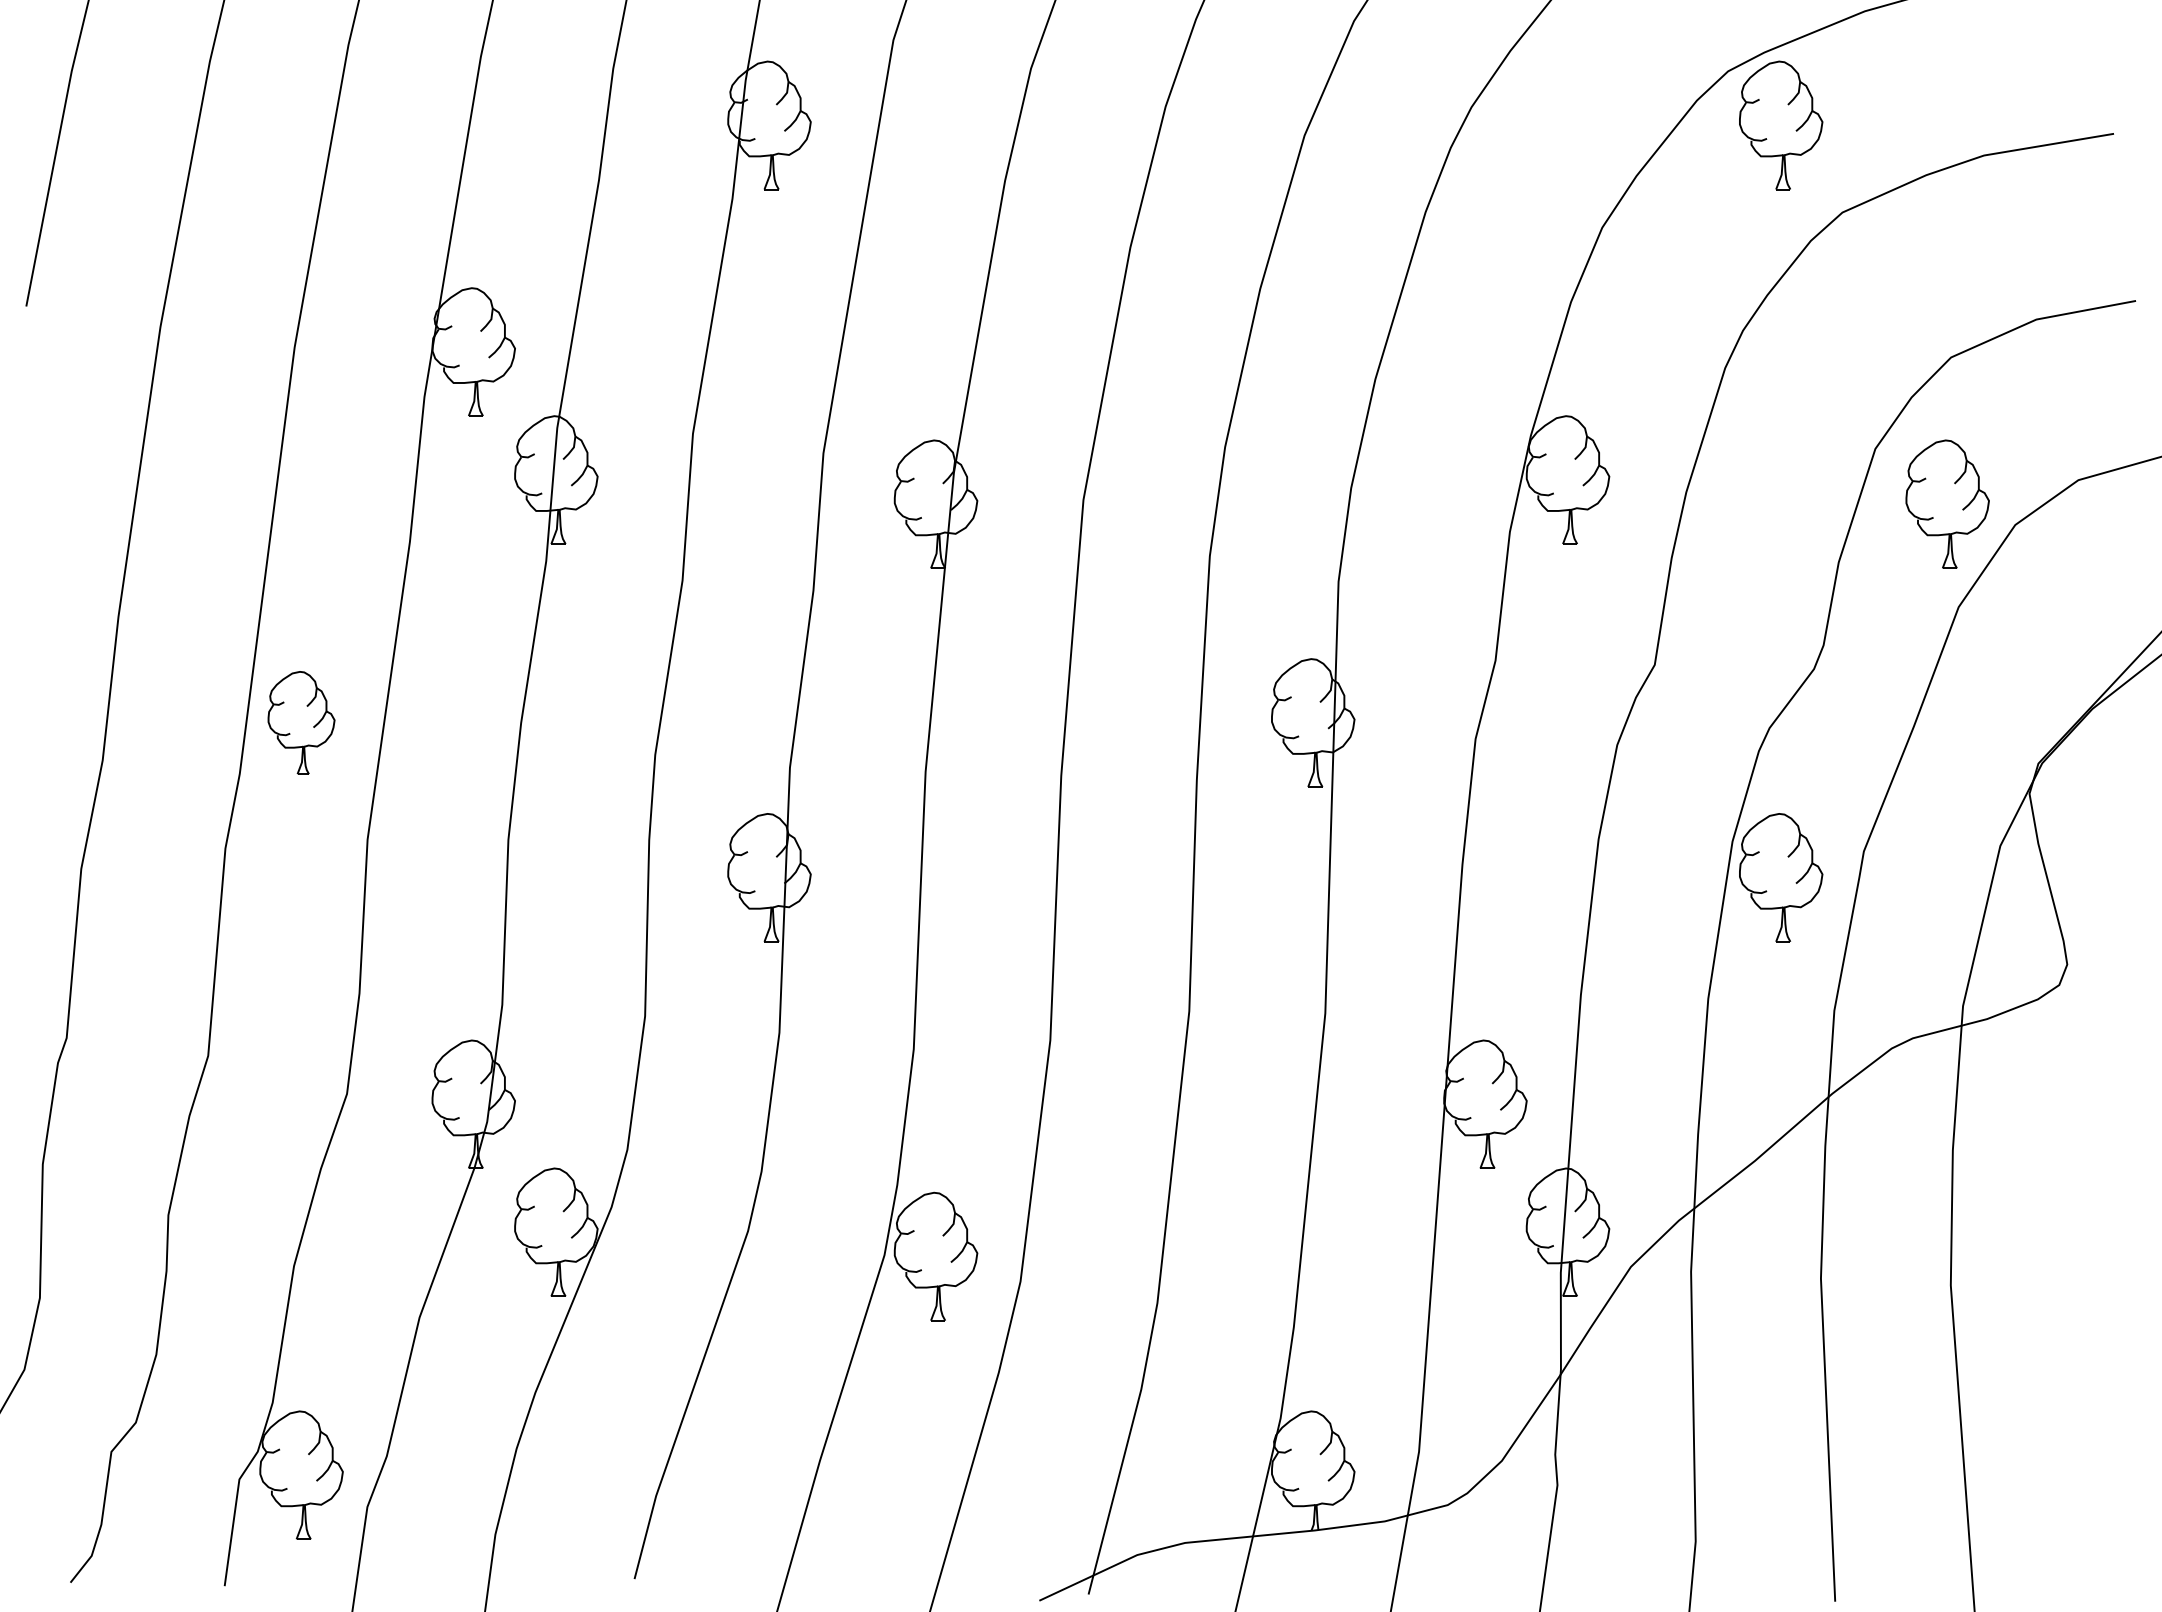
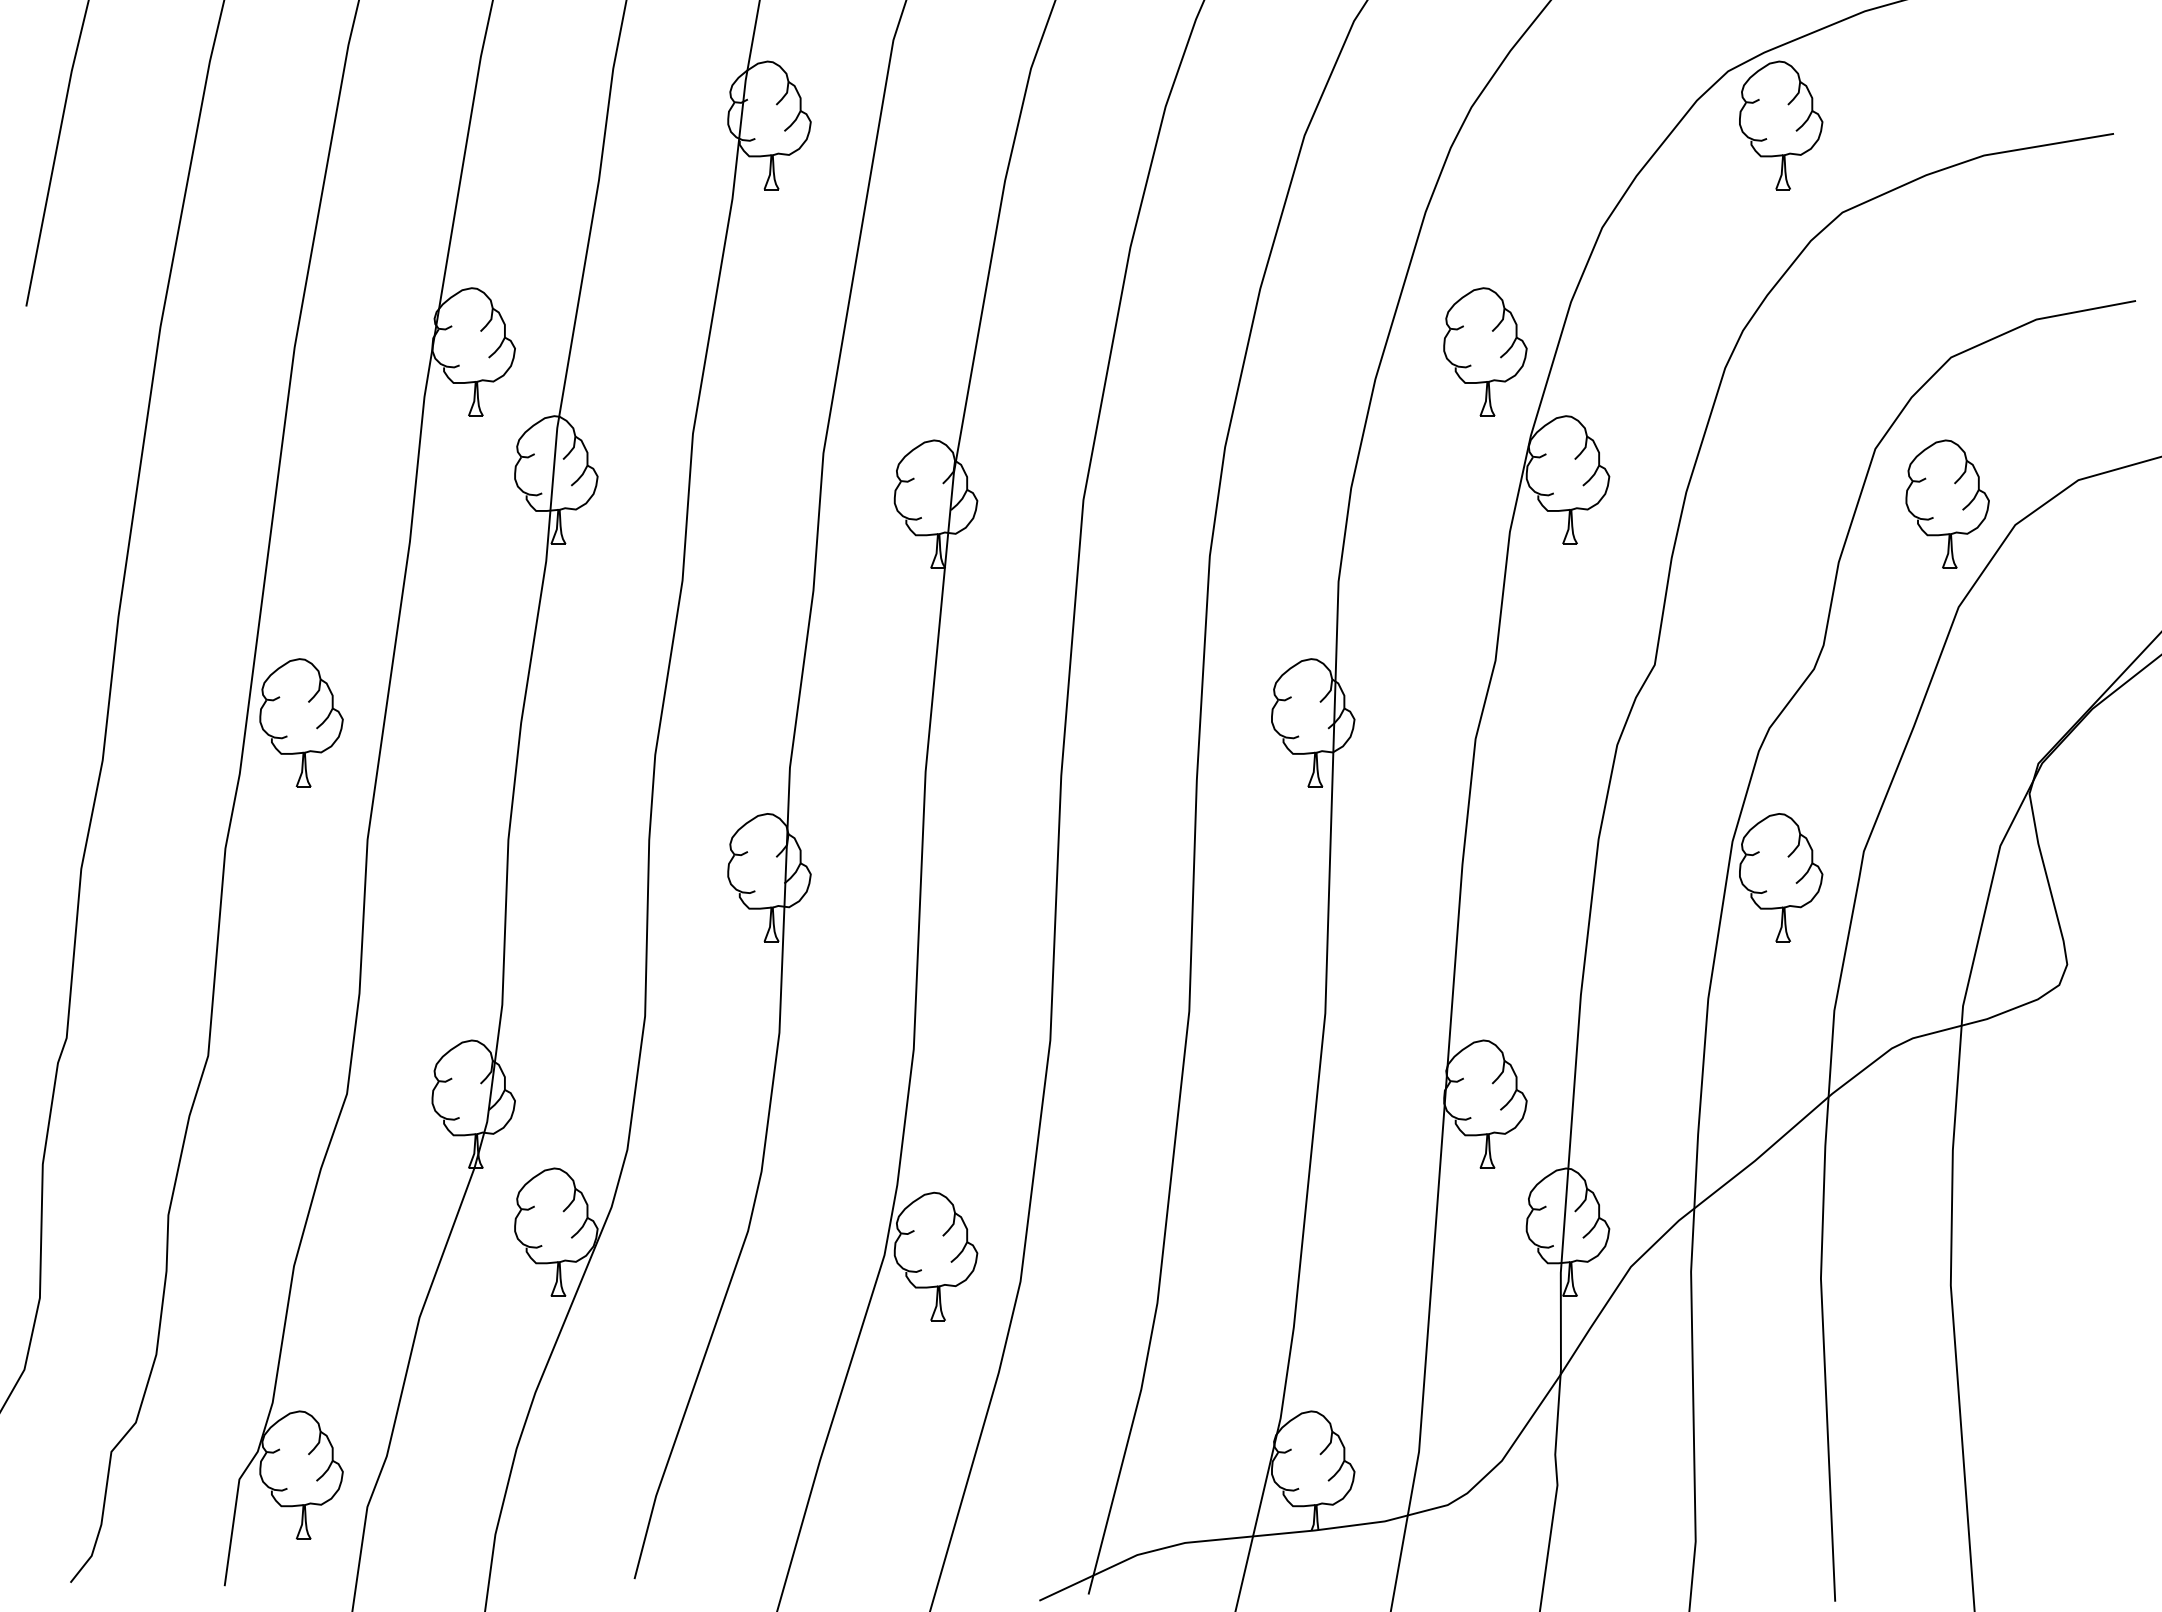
part: none -> present (1485, 351)
part size: 69x104 px -> 85x130 px (301, 722)
